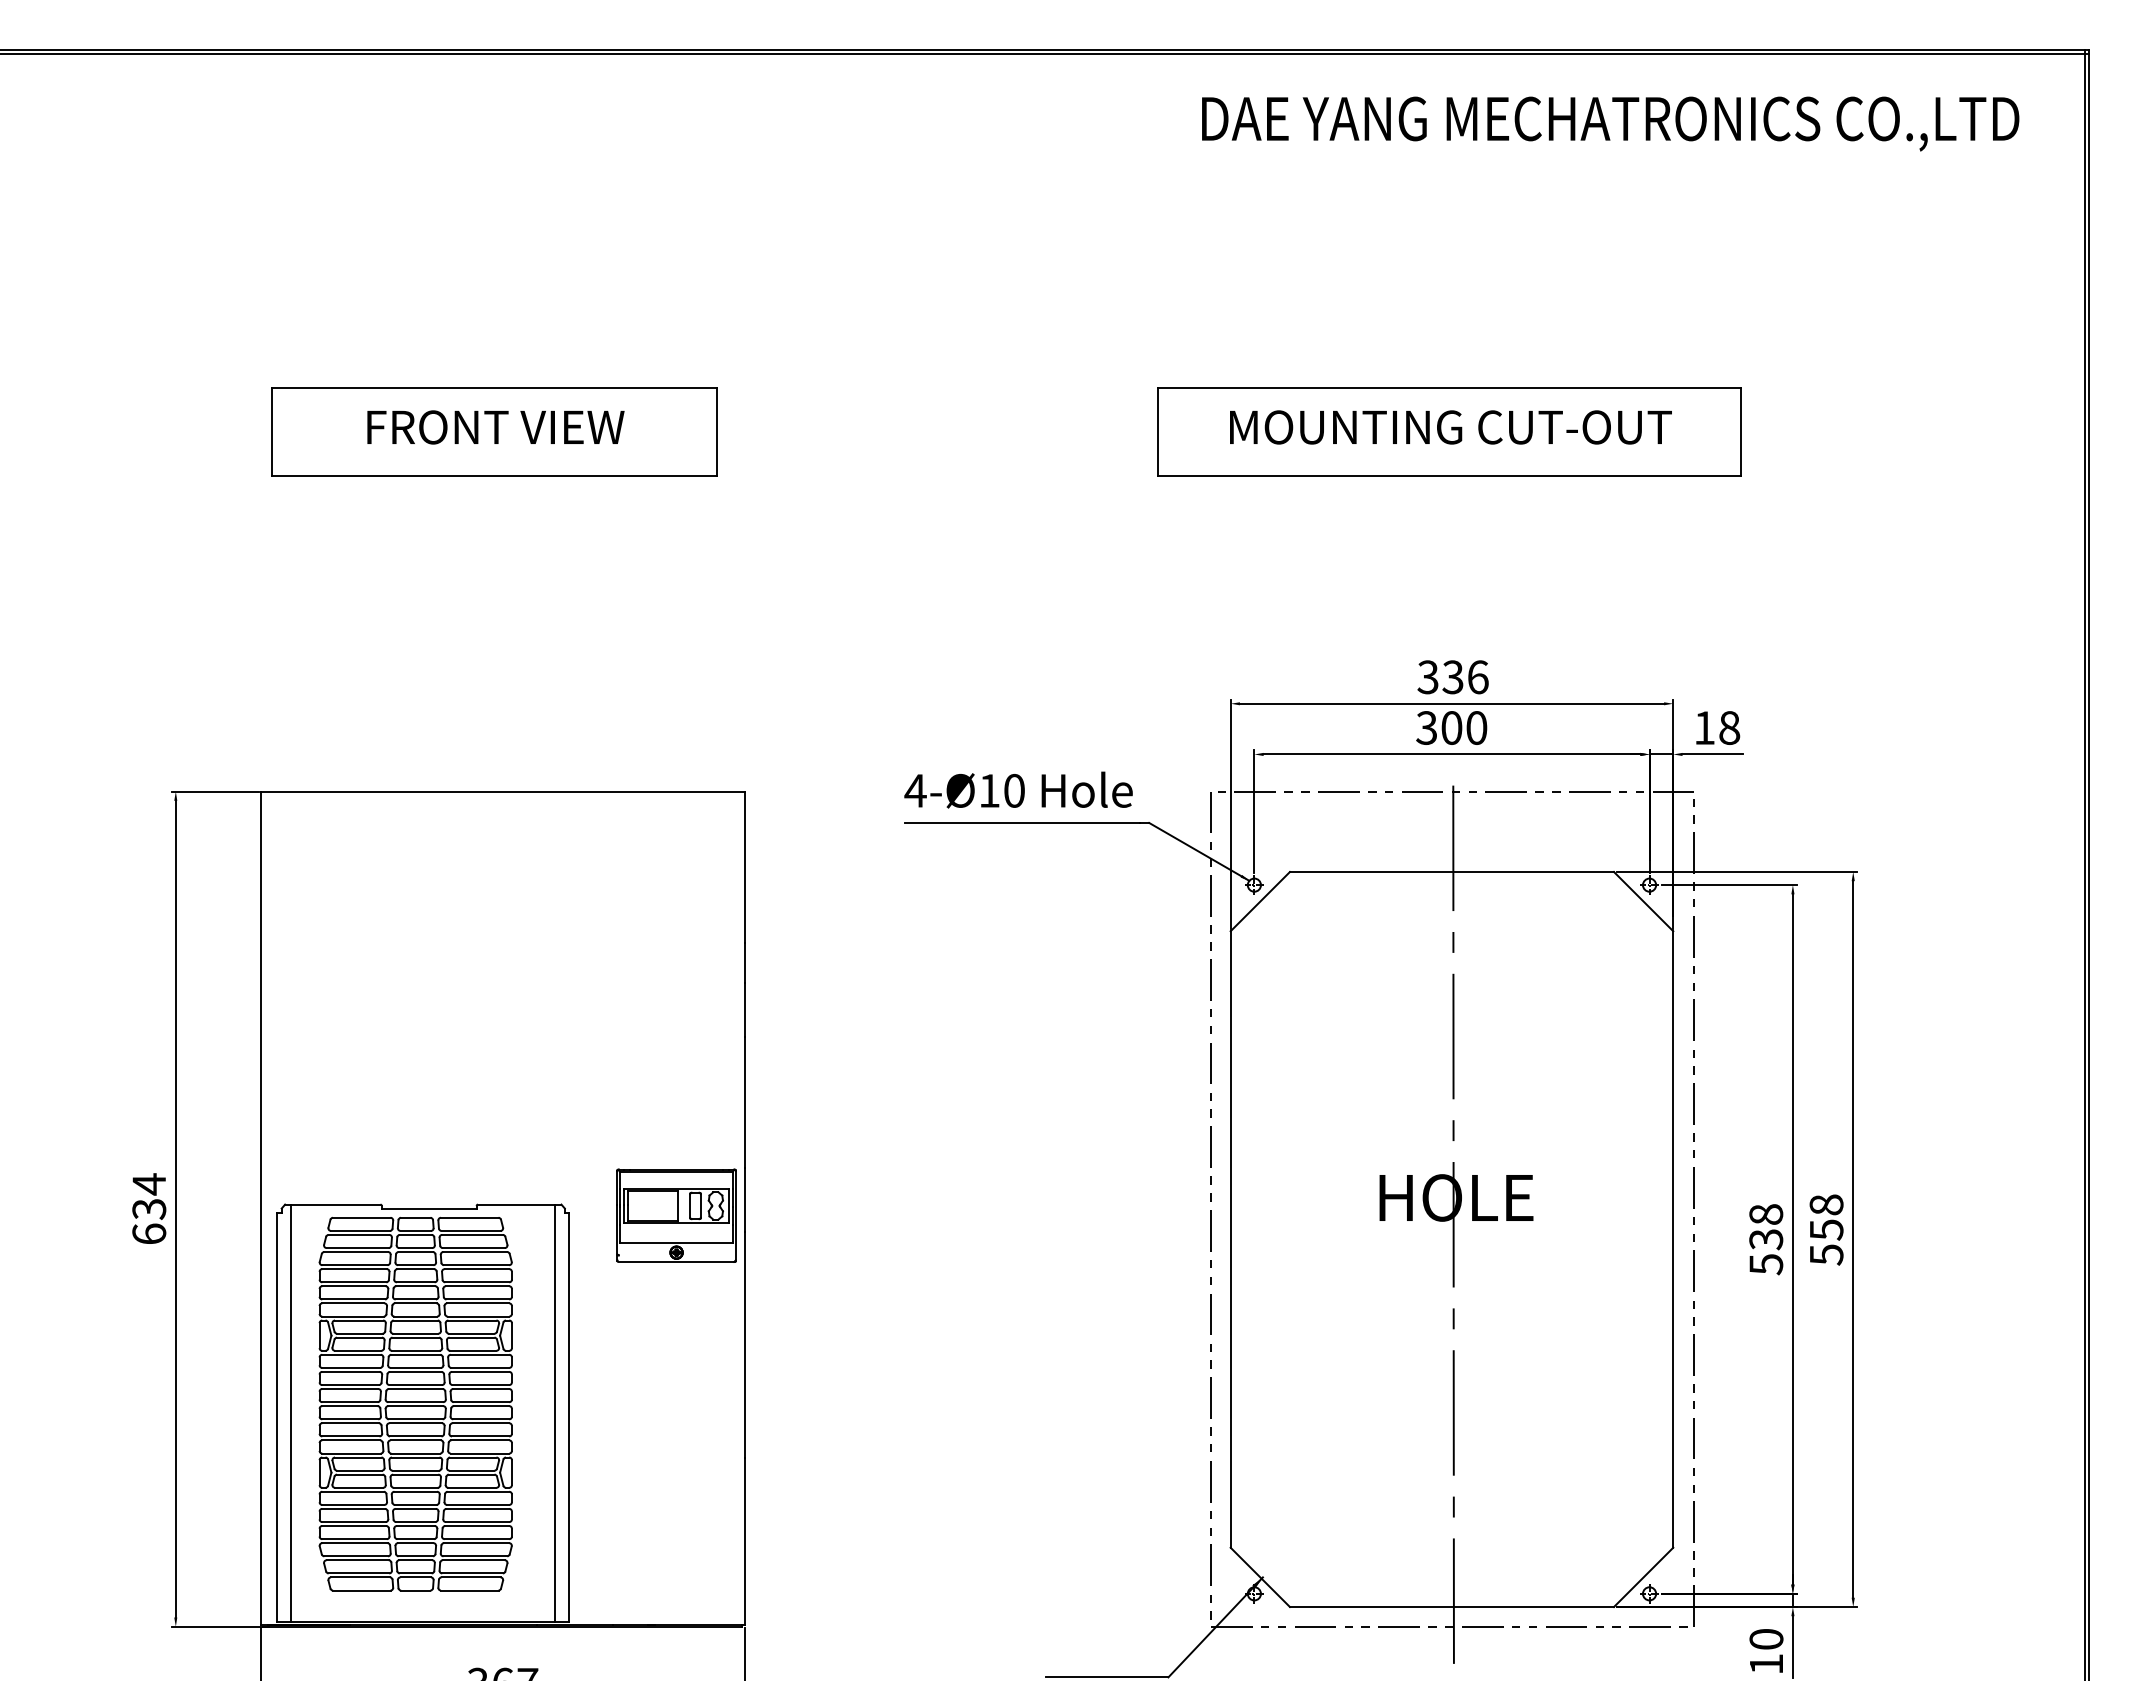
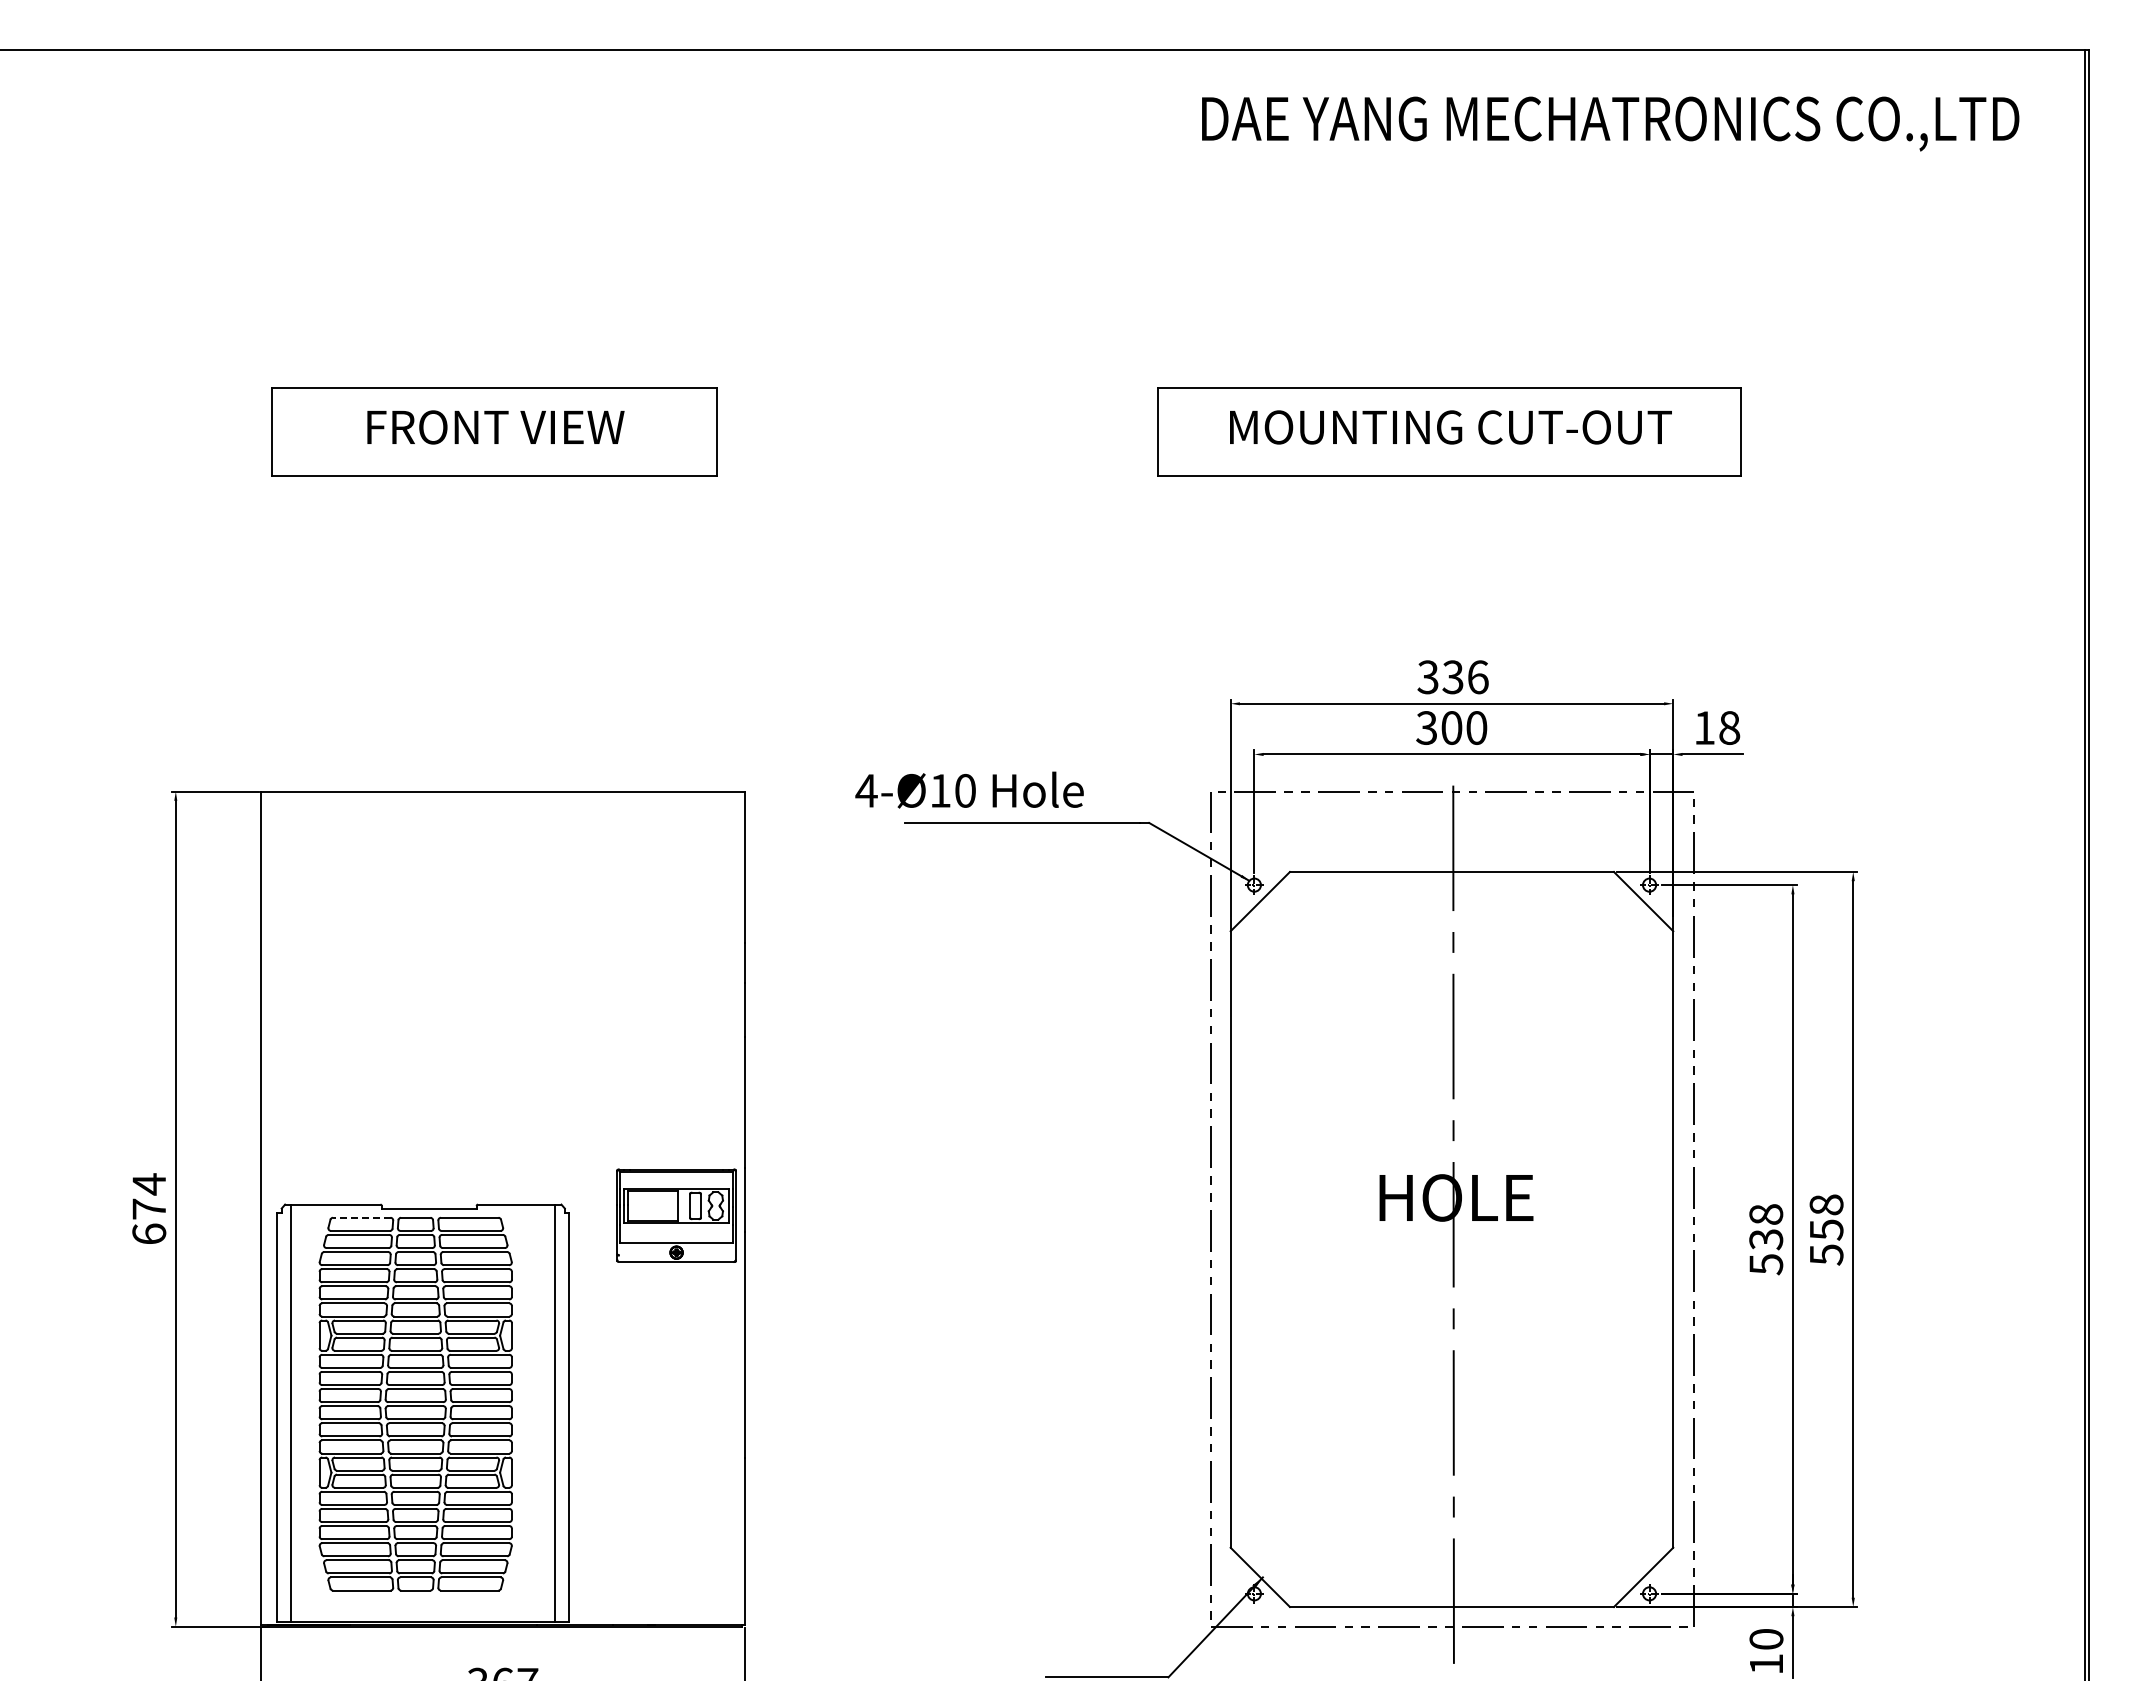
line: present -> none (1045, 54)
text position: (1018, 789) -> (969, 789) (969, 789)
text: 634 -> 674 (149, 1209)
line: solid -> dashed (361, 1217)
